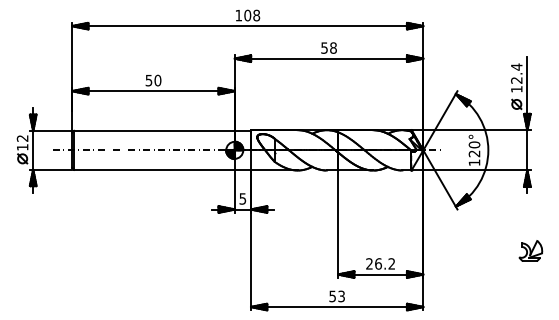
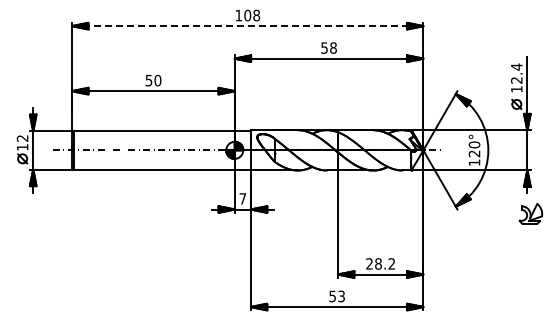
line: solid -> dashed (247, 26)
text: 5 -> 7 (242, 198)
part position: (530, 250) -> (530, 213) (530, 213)
text: 26.2 -> 28.2 (378, 263)
